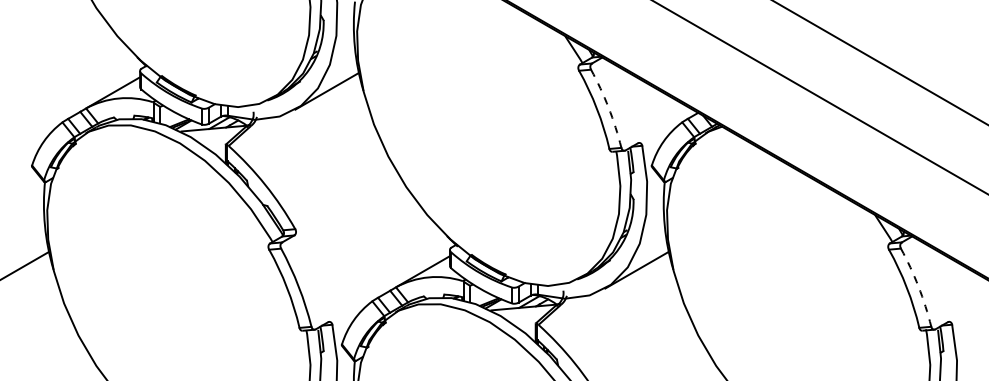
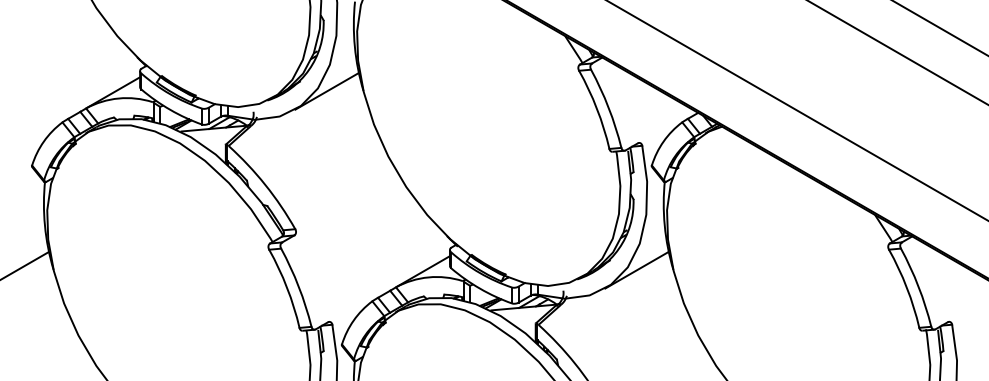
line: none -> present (940, 28)
line position: (880, 62) -> (897, 52) (897, 52)
line position: (820, 97) -> (797, 110) (797, 110)
arc: dashed -> solid (608, 107)
arc: dashed -> solid (918, 286)
